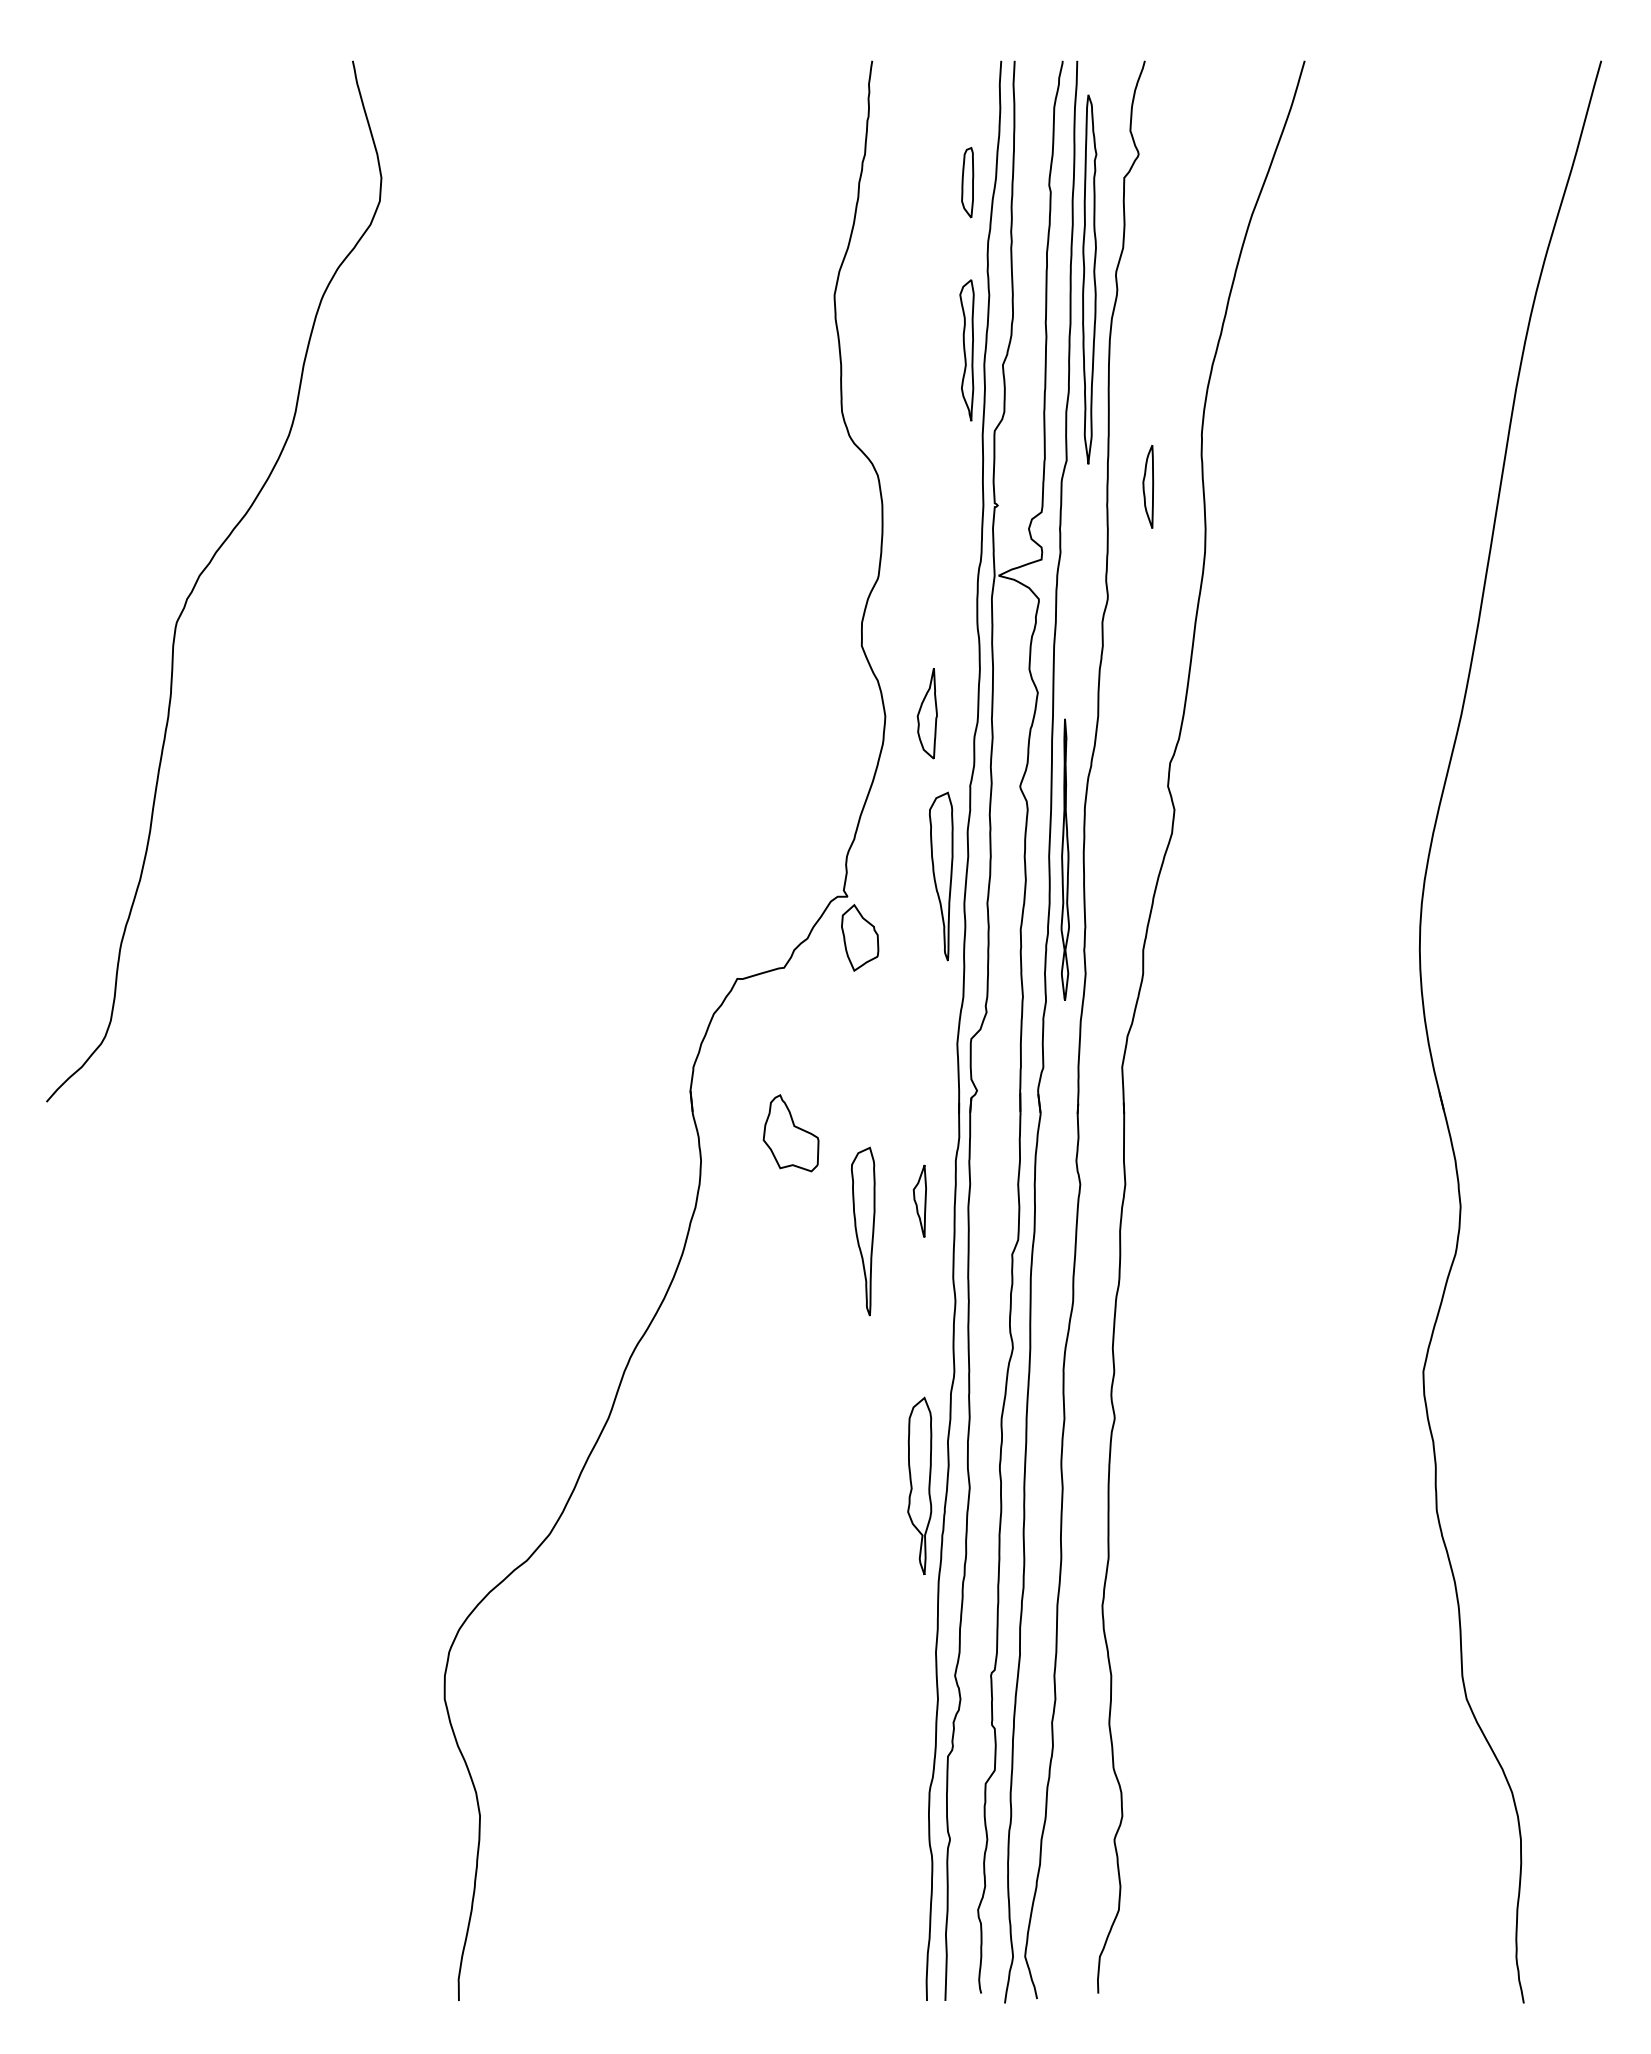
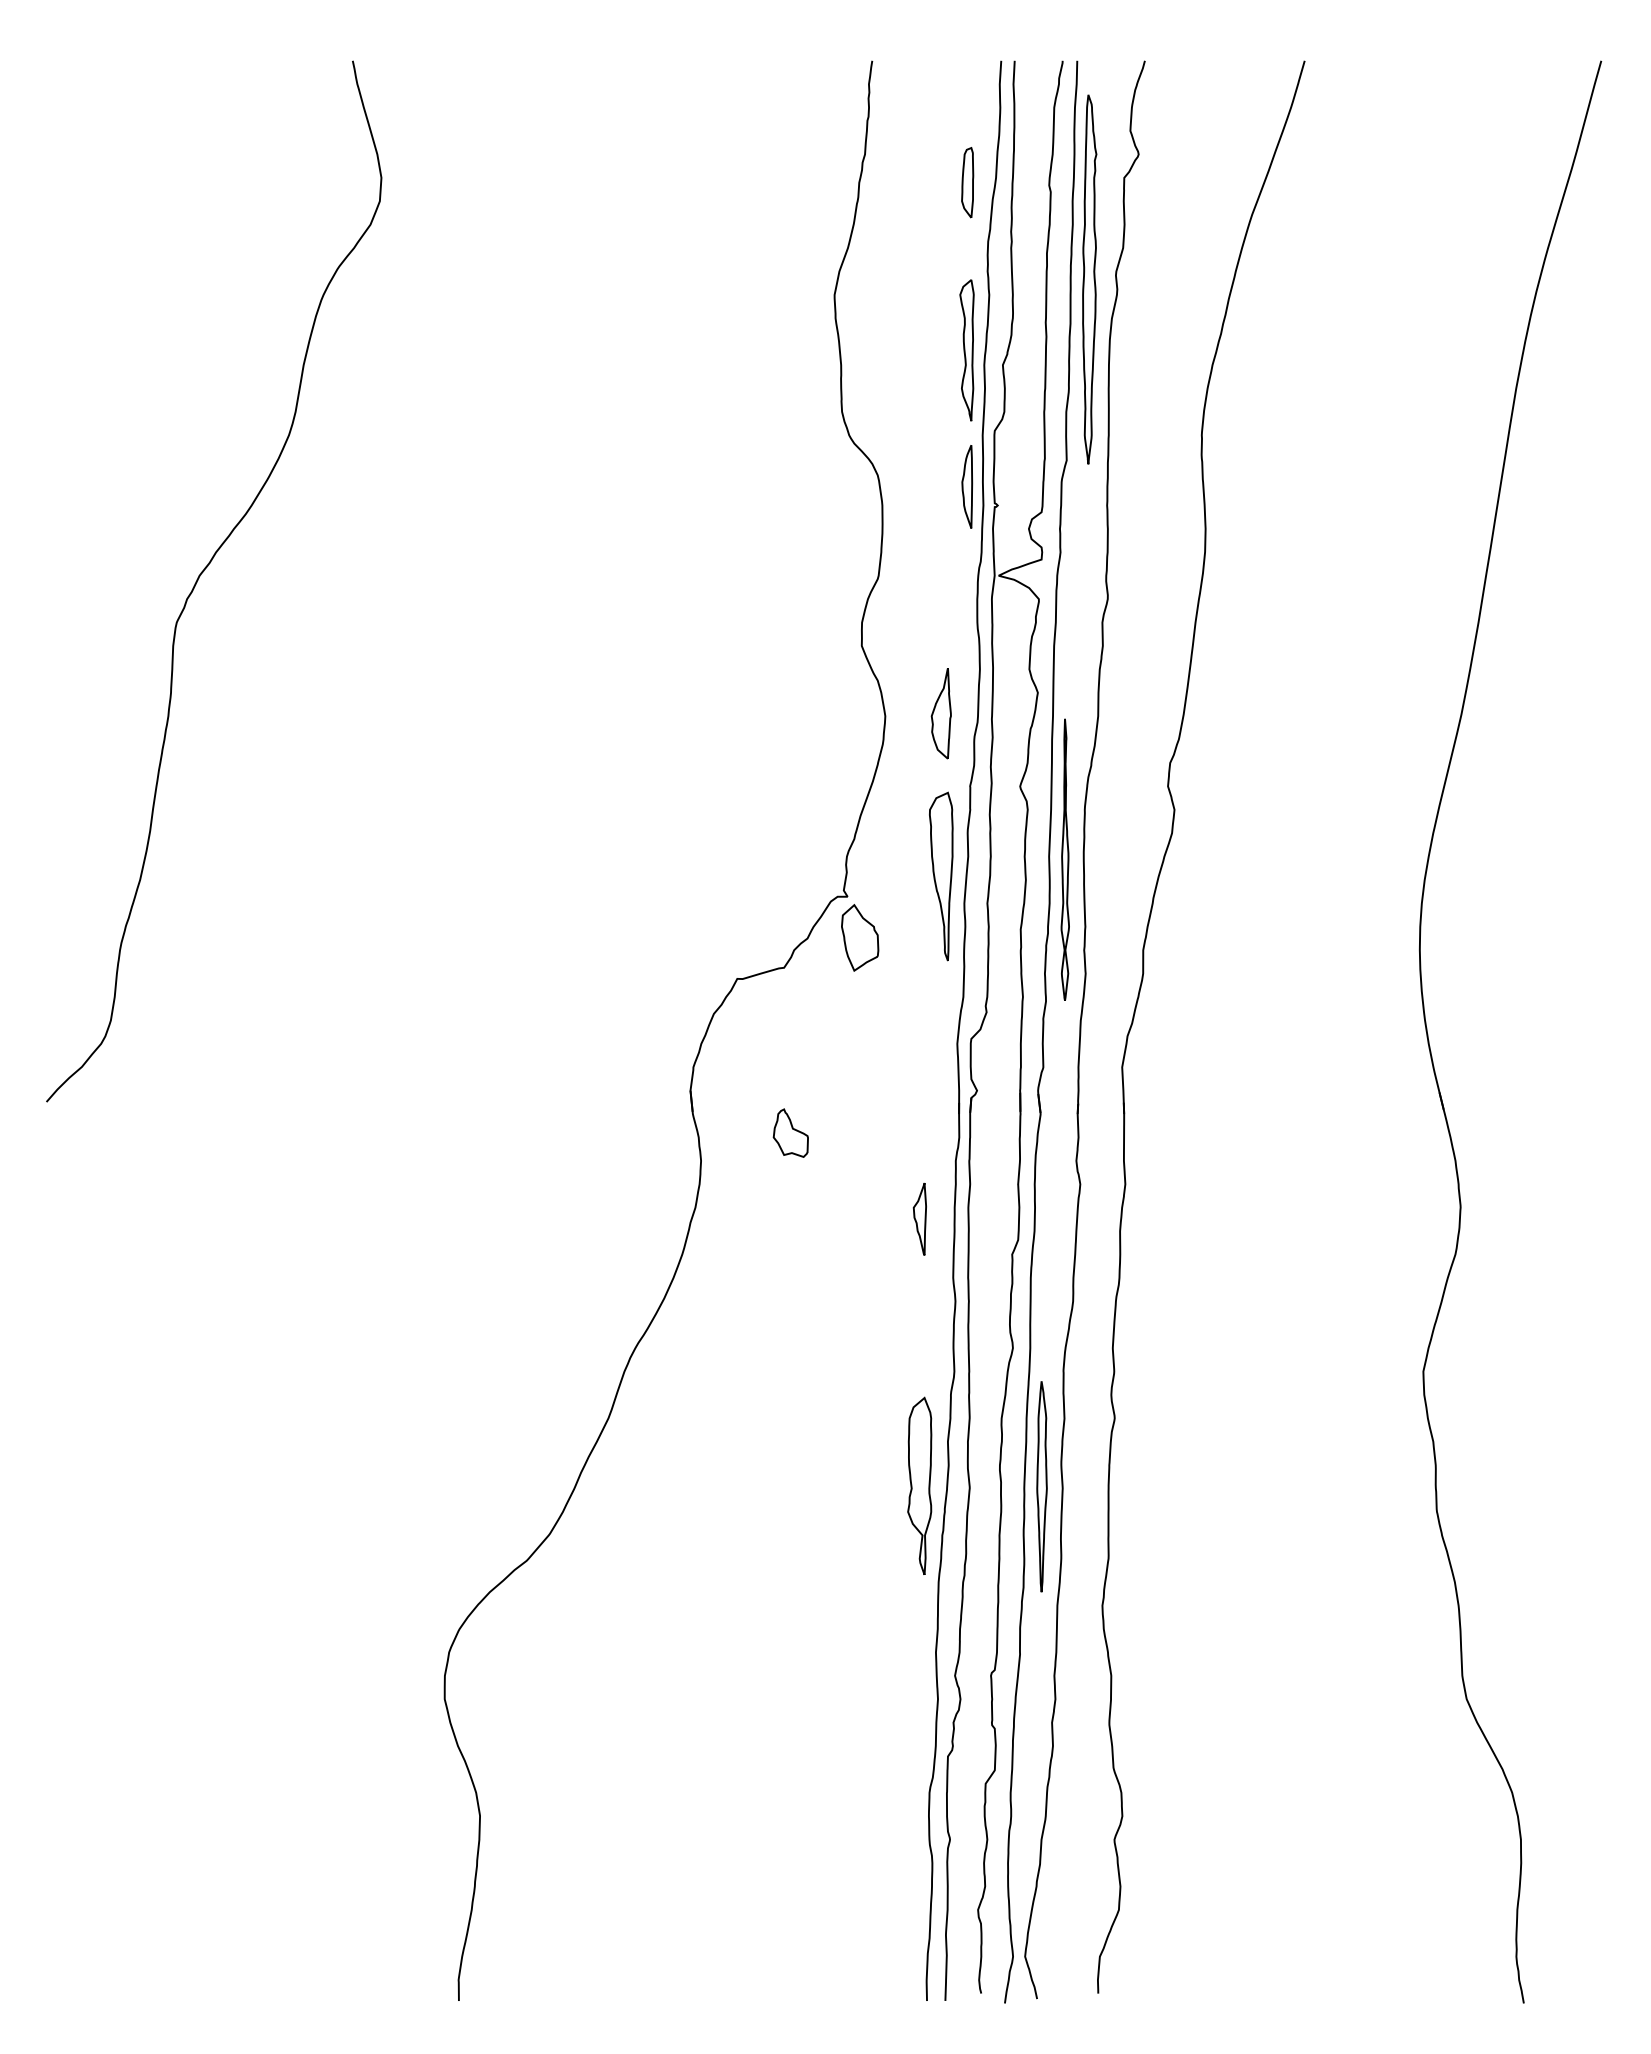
part position: (1148, 486) -> (967, 486) (967, 486)
part position: (926, 713) -> (940, 713) (940, 713)
part size: 58x79 px -> 37x50 px (790, 1132)
part position: (919, 1200) -> (919, 1218) (919, 1218)
part: present -> none (863, 1231)
part: none -> present (1041, 1486)
